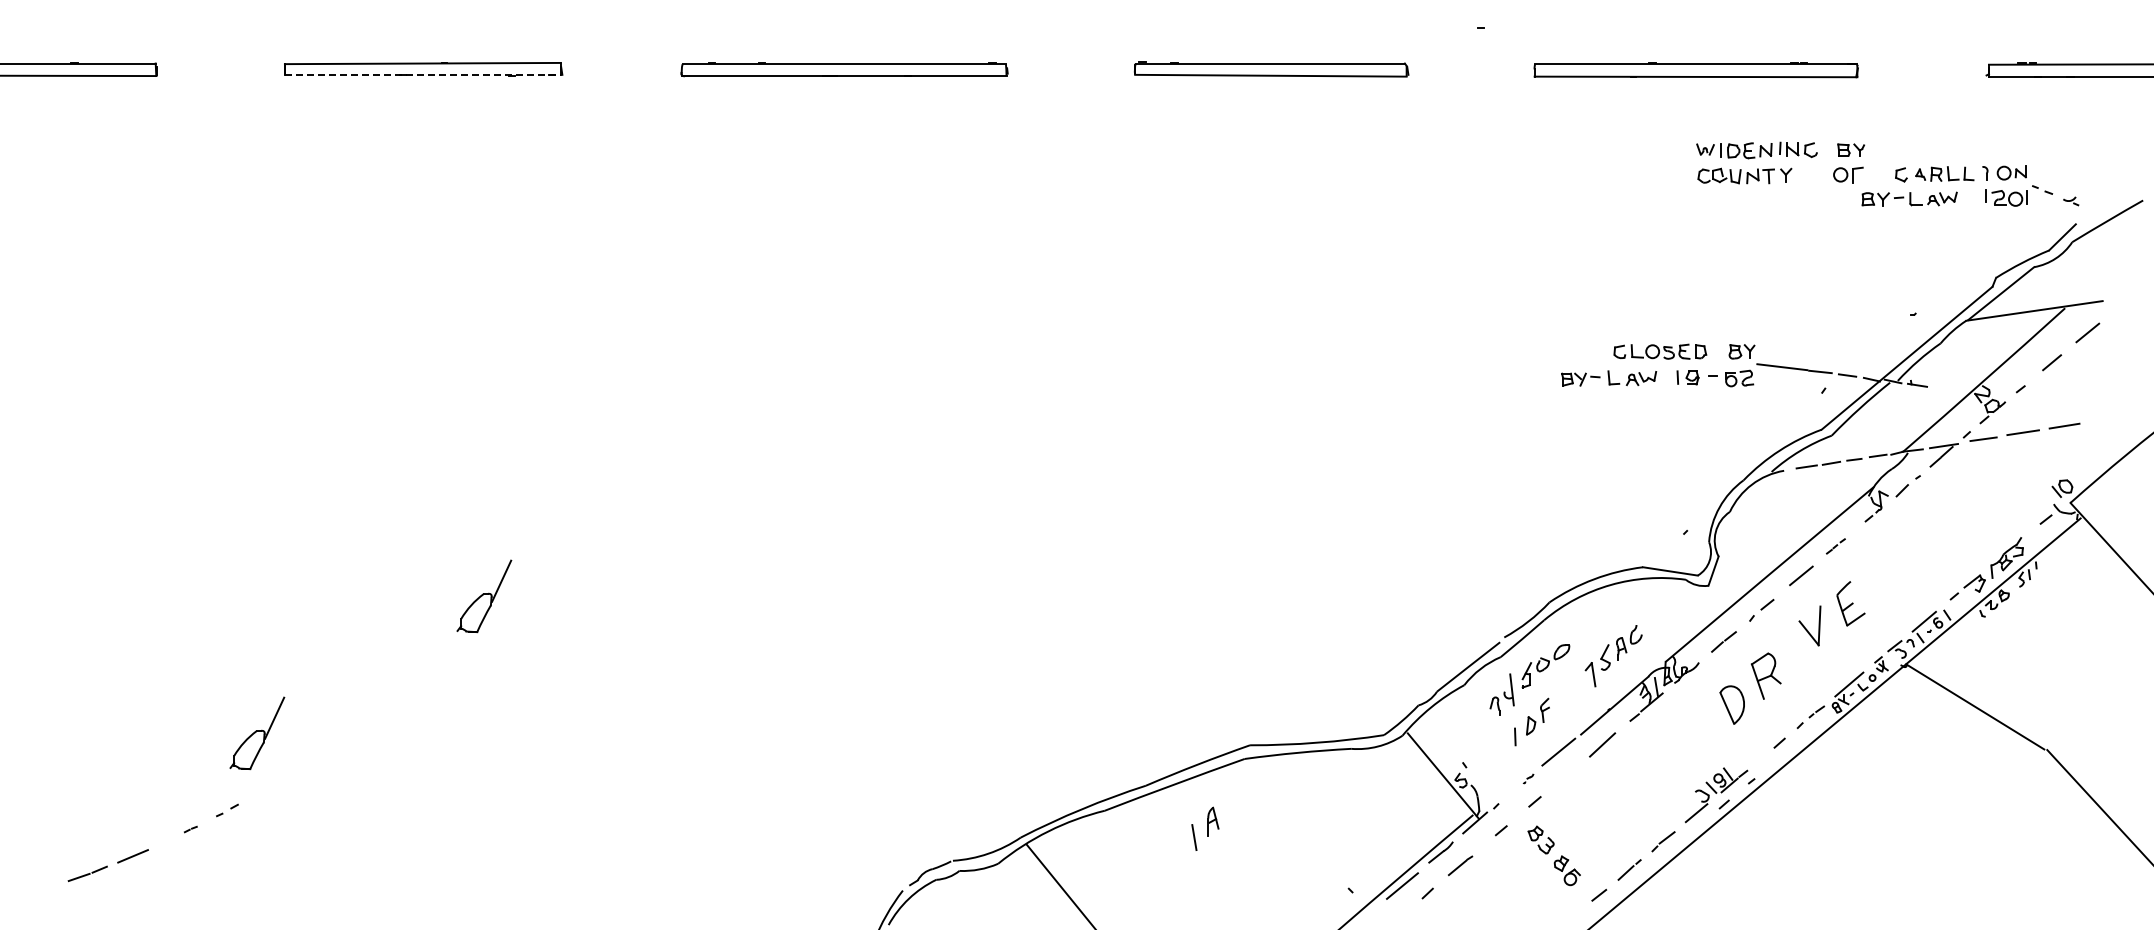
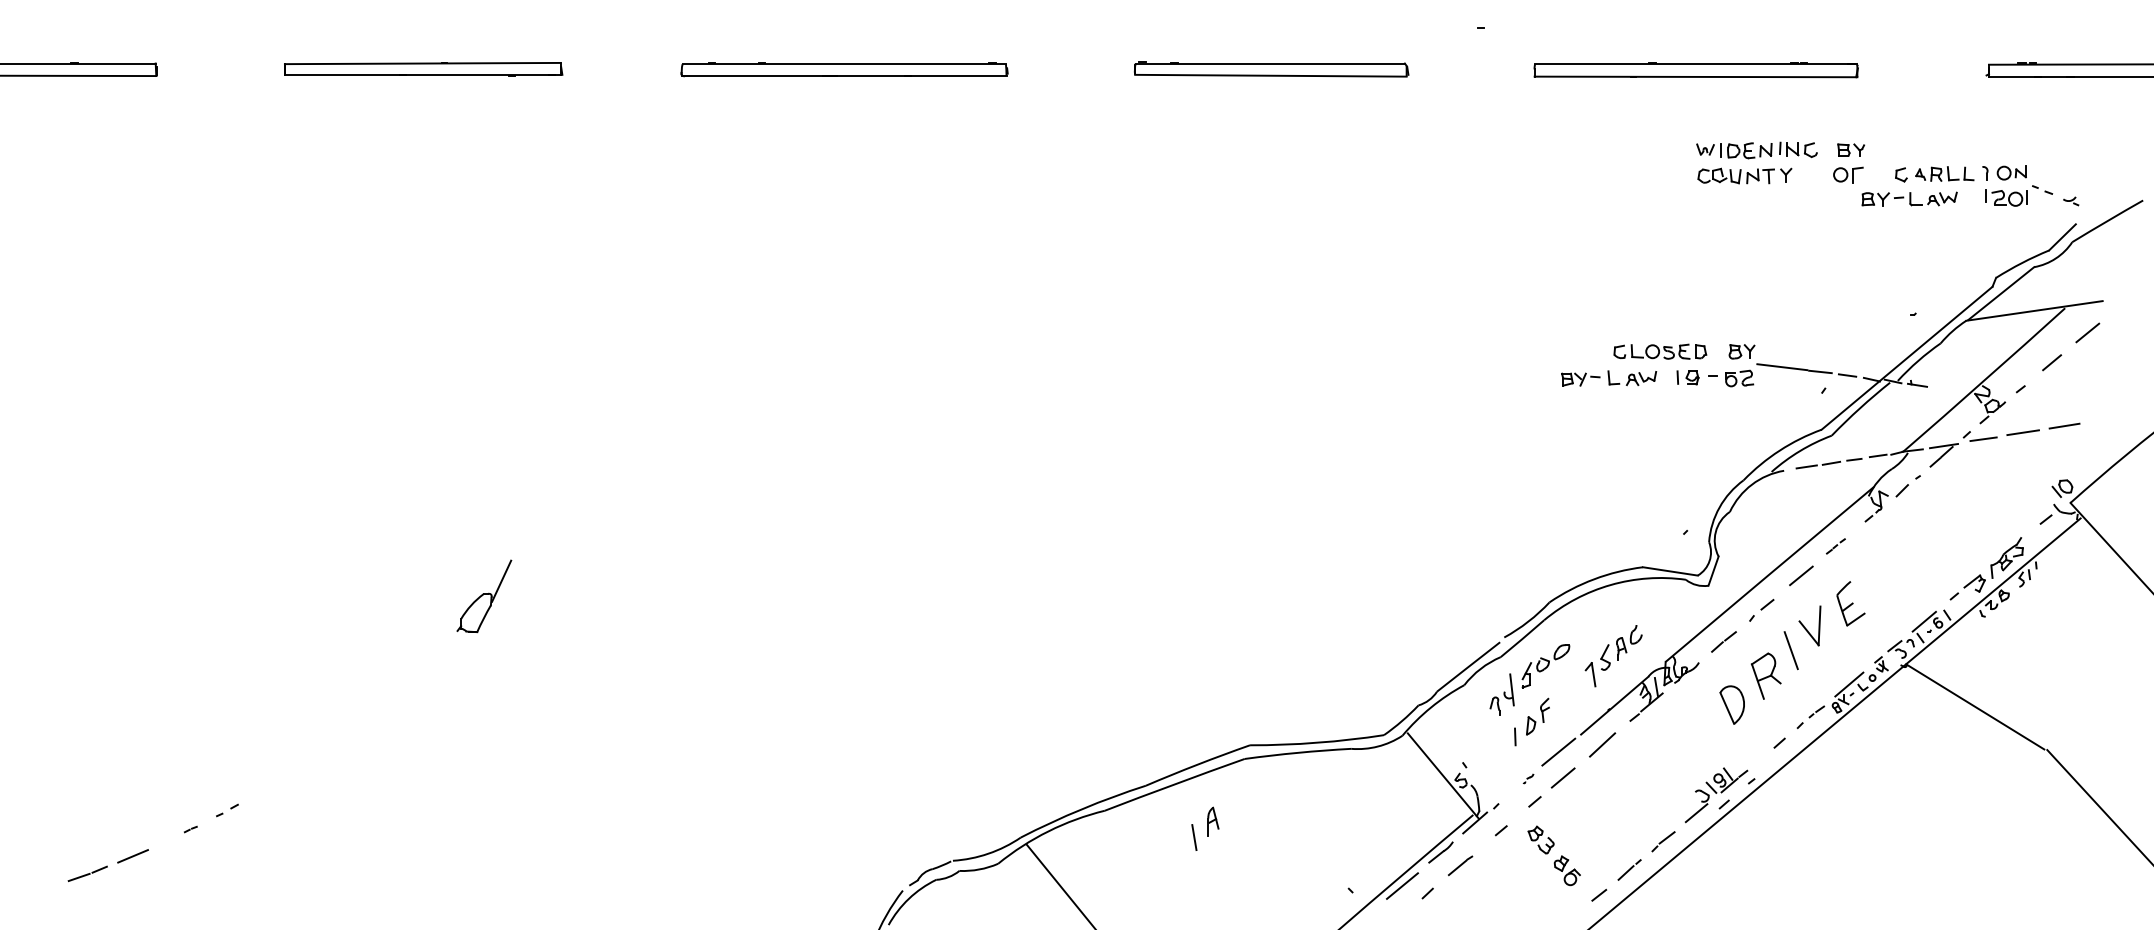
line: dashed -> solid (422, 75)
line: none -> present (1790, 650)
part: present -> none (257, 733)
line: none -> present (1562, 777)
